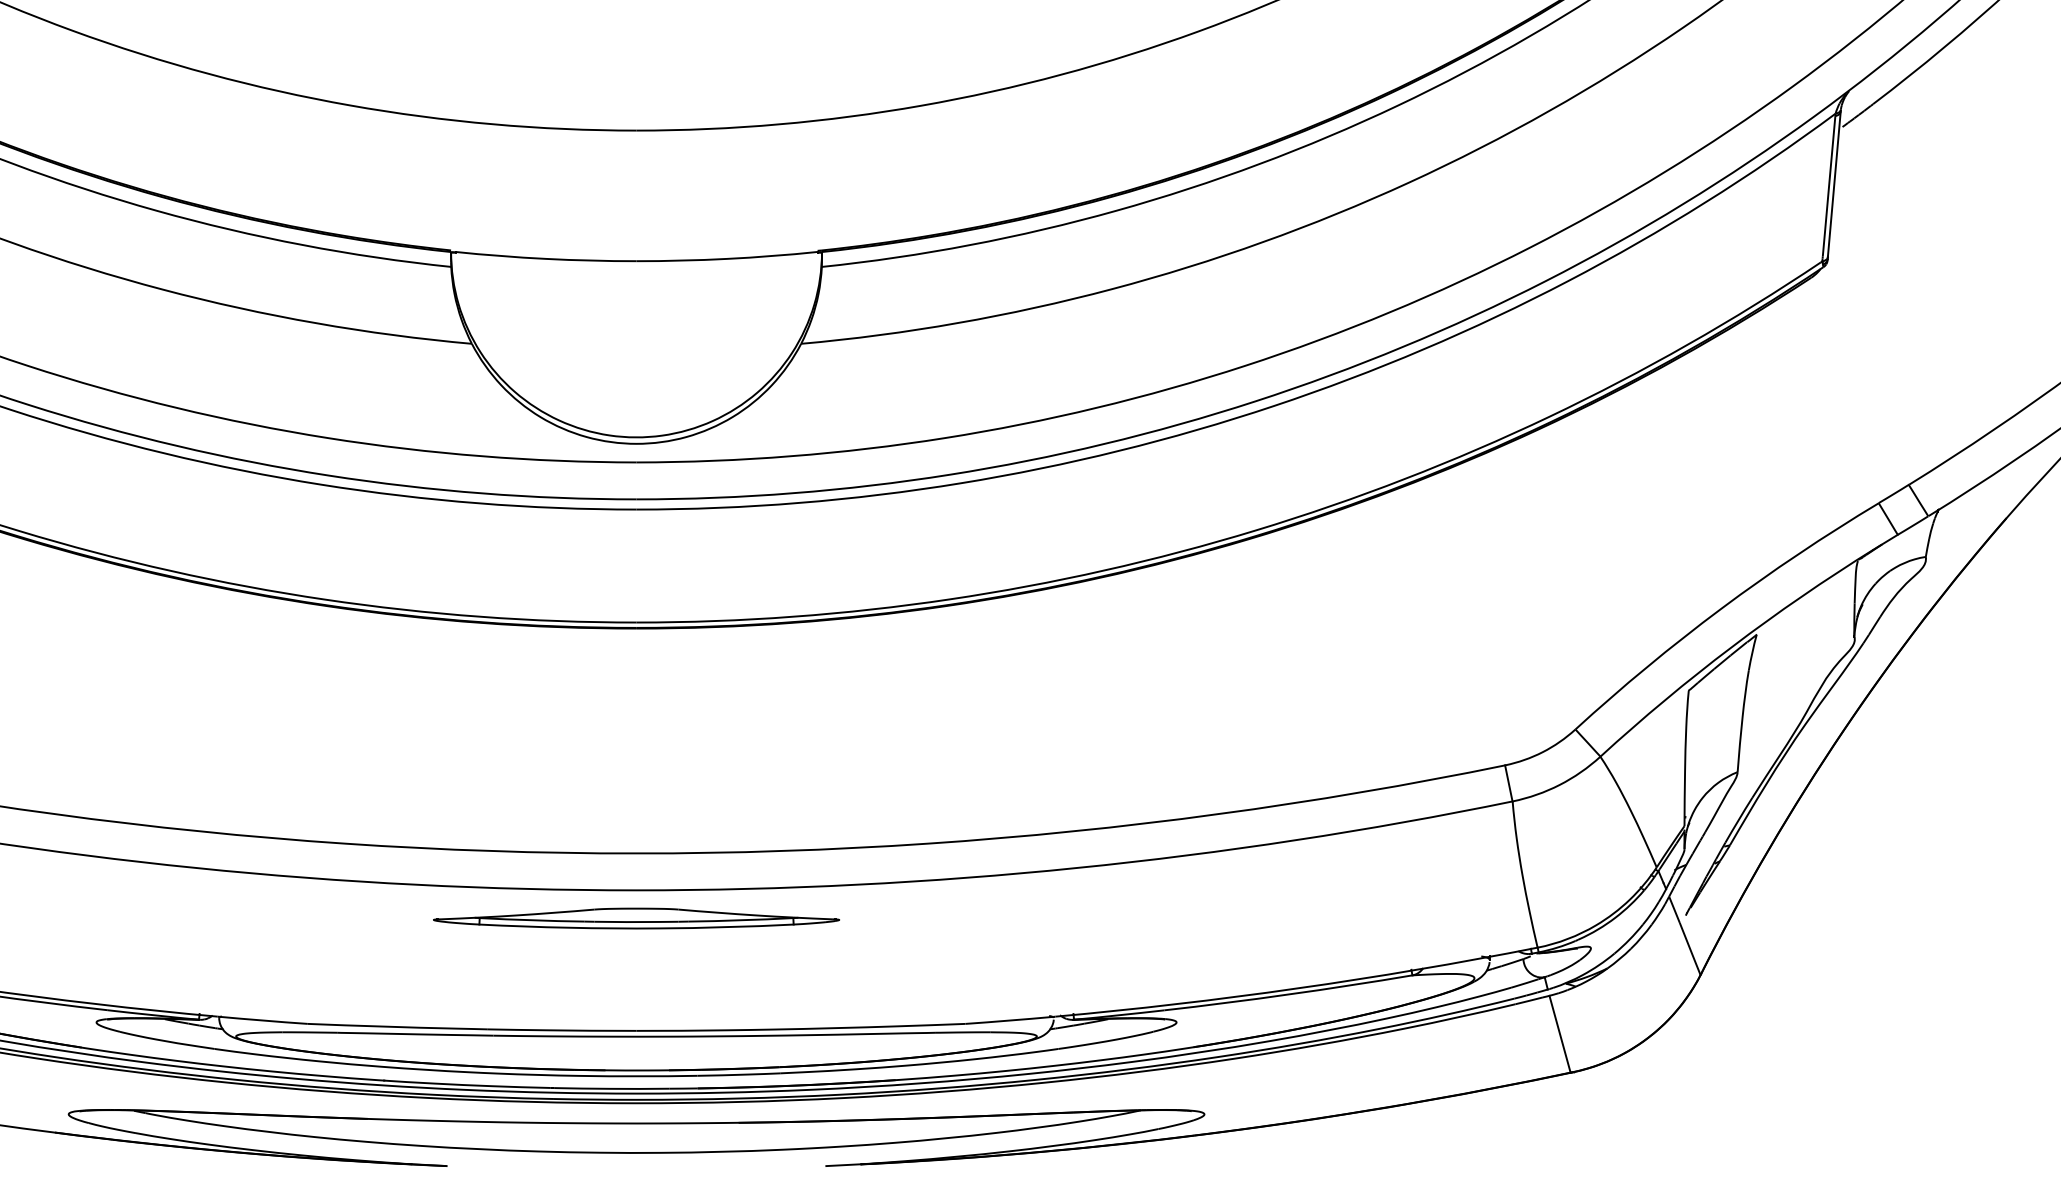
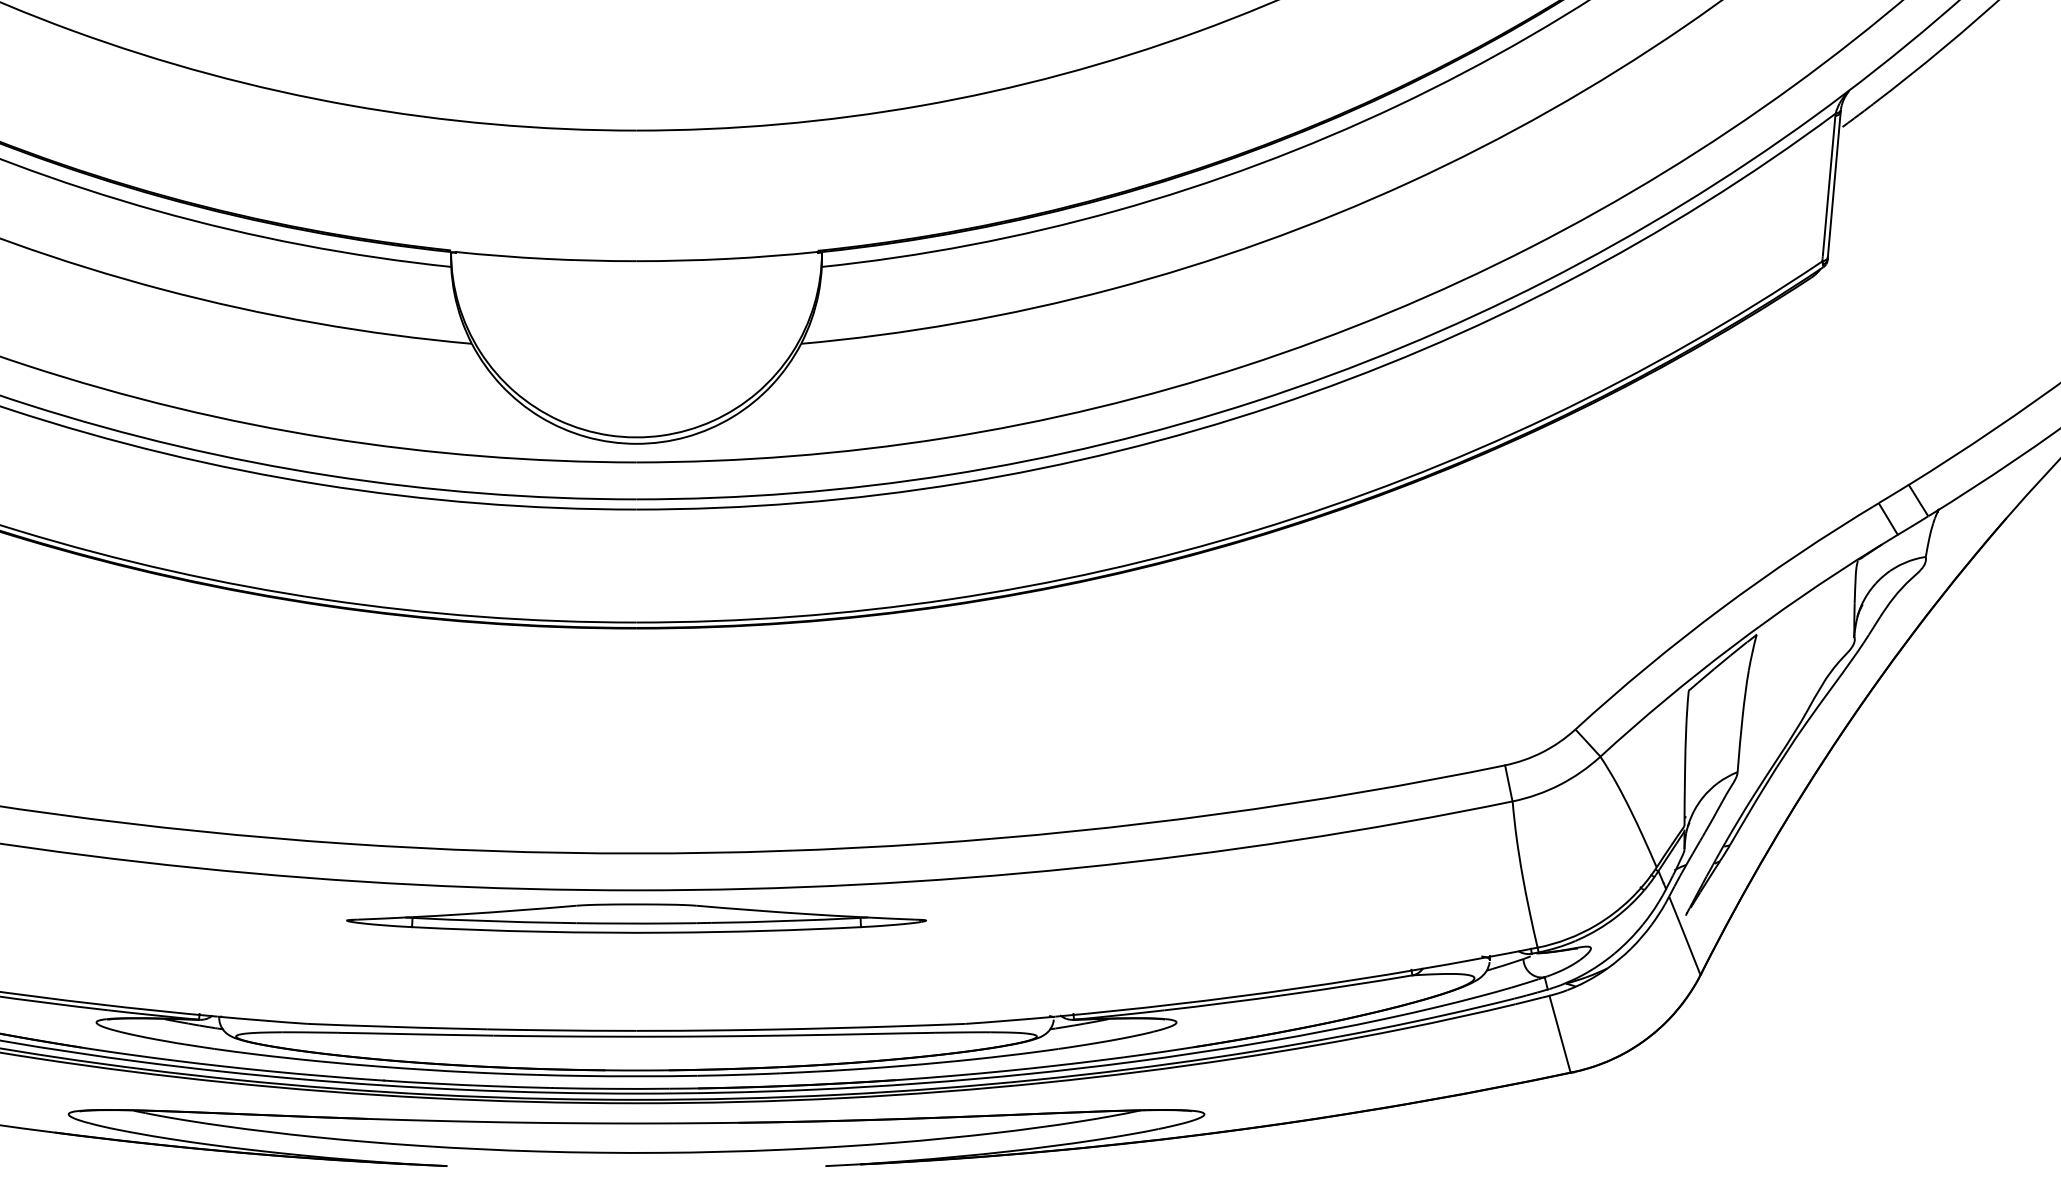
part size: 407x23 px -> 581x31 px (636, 918)
